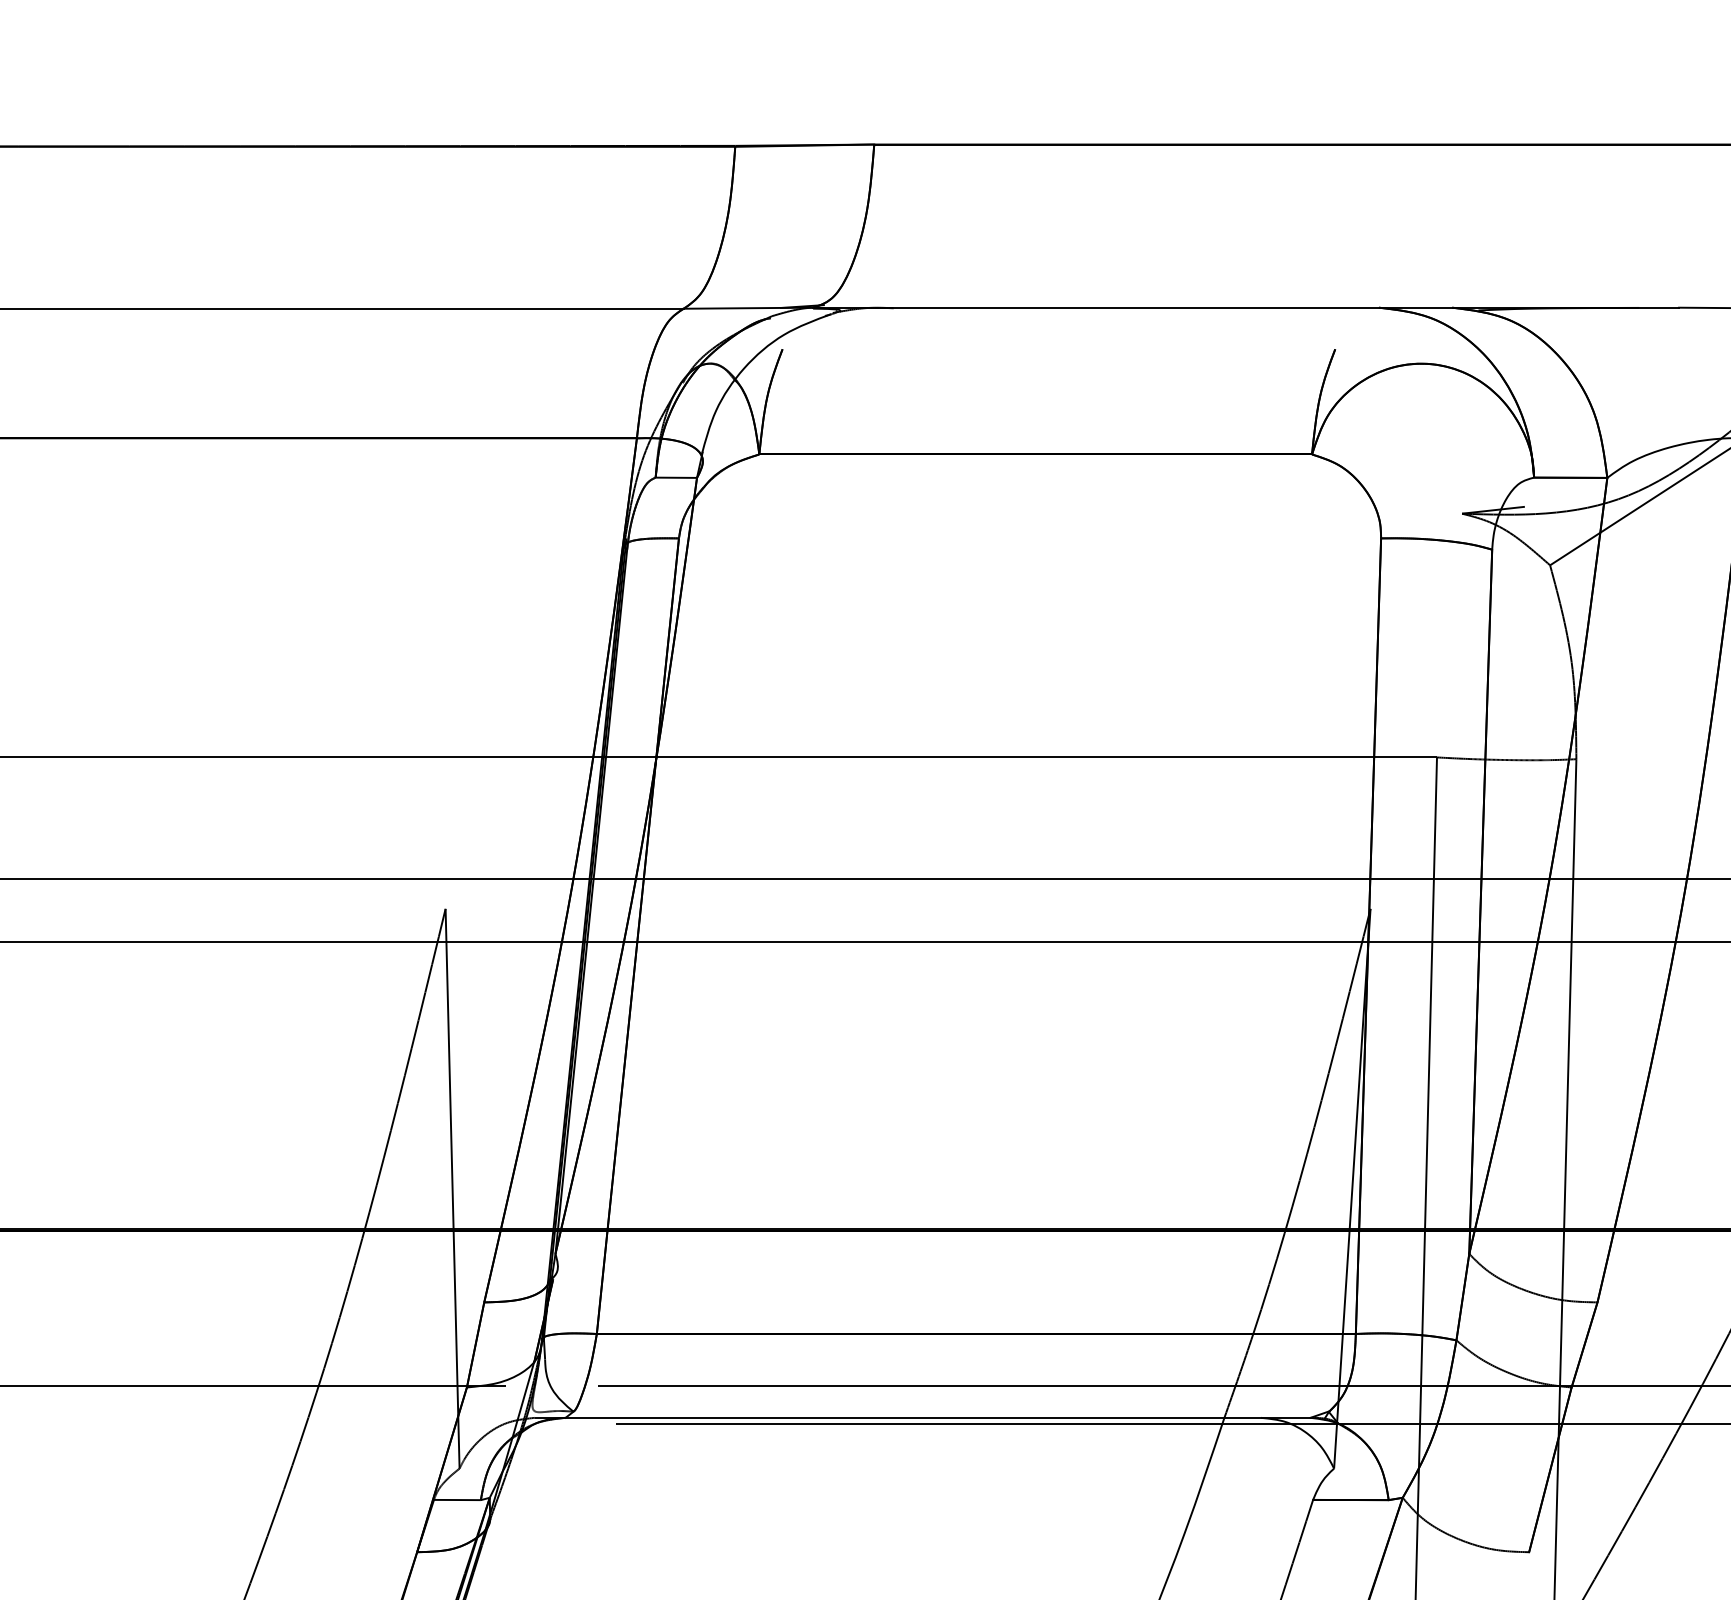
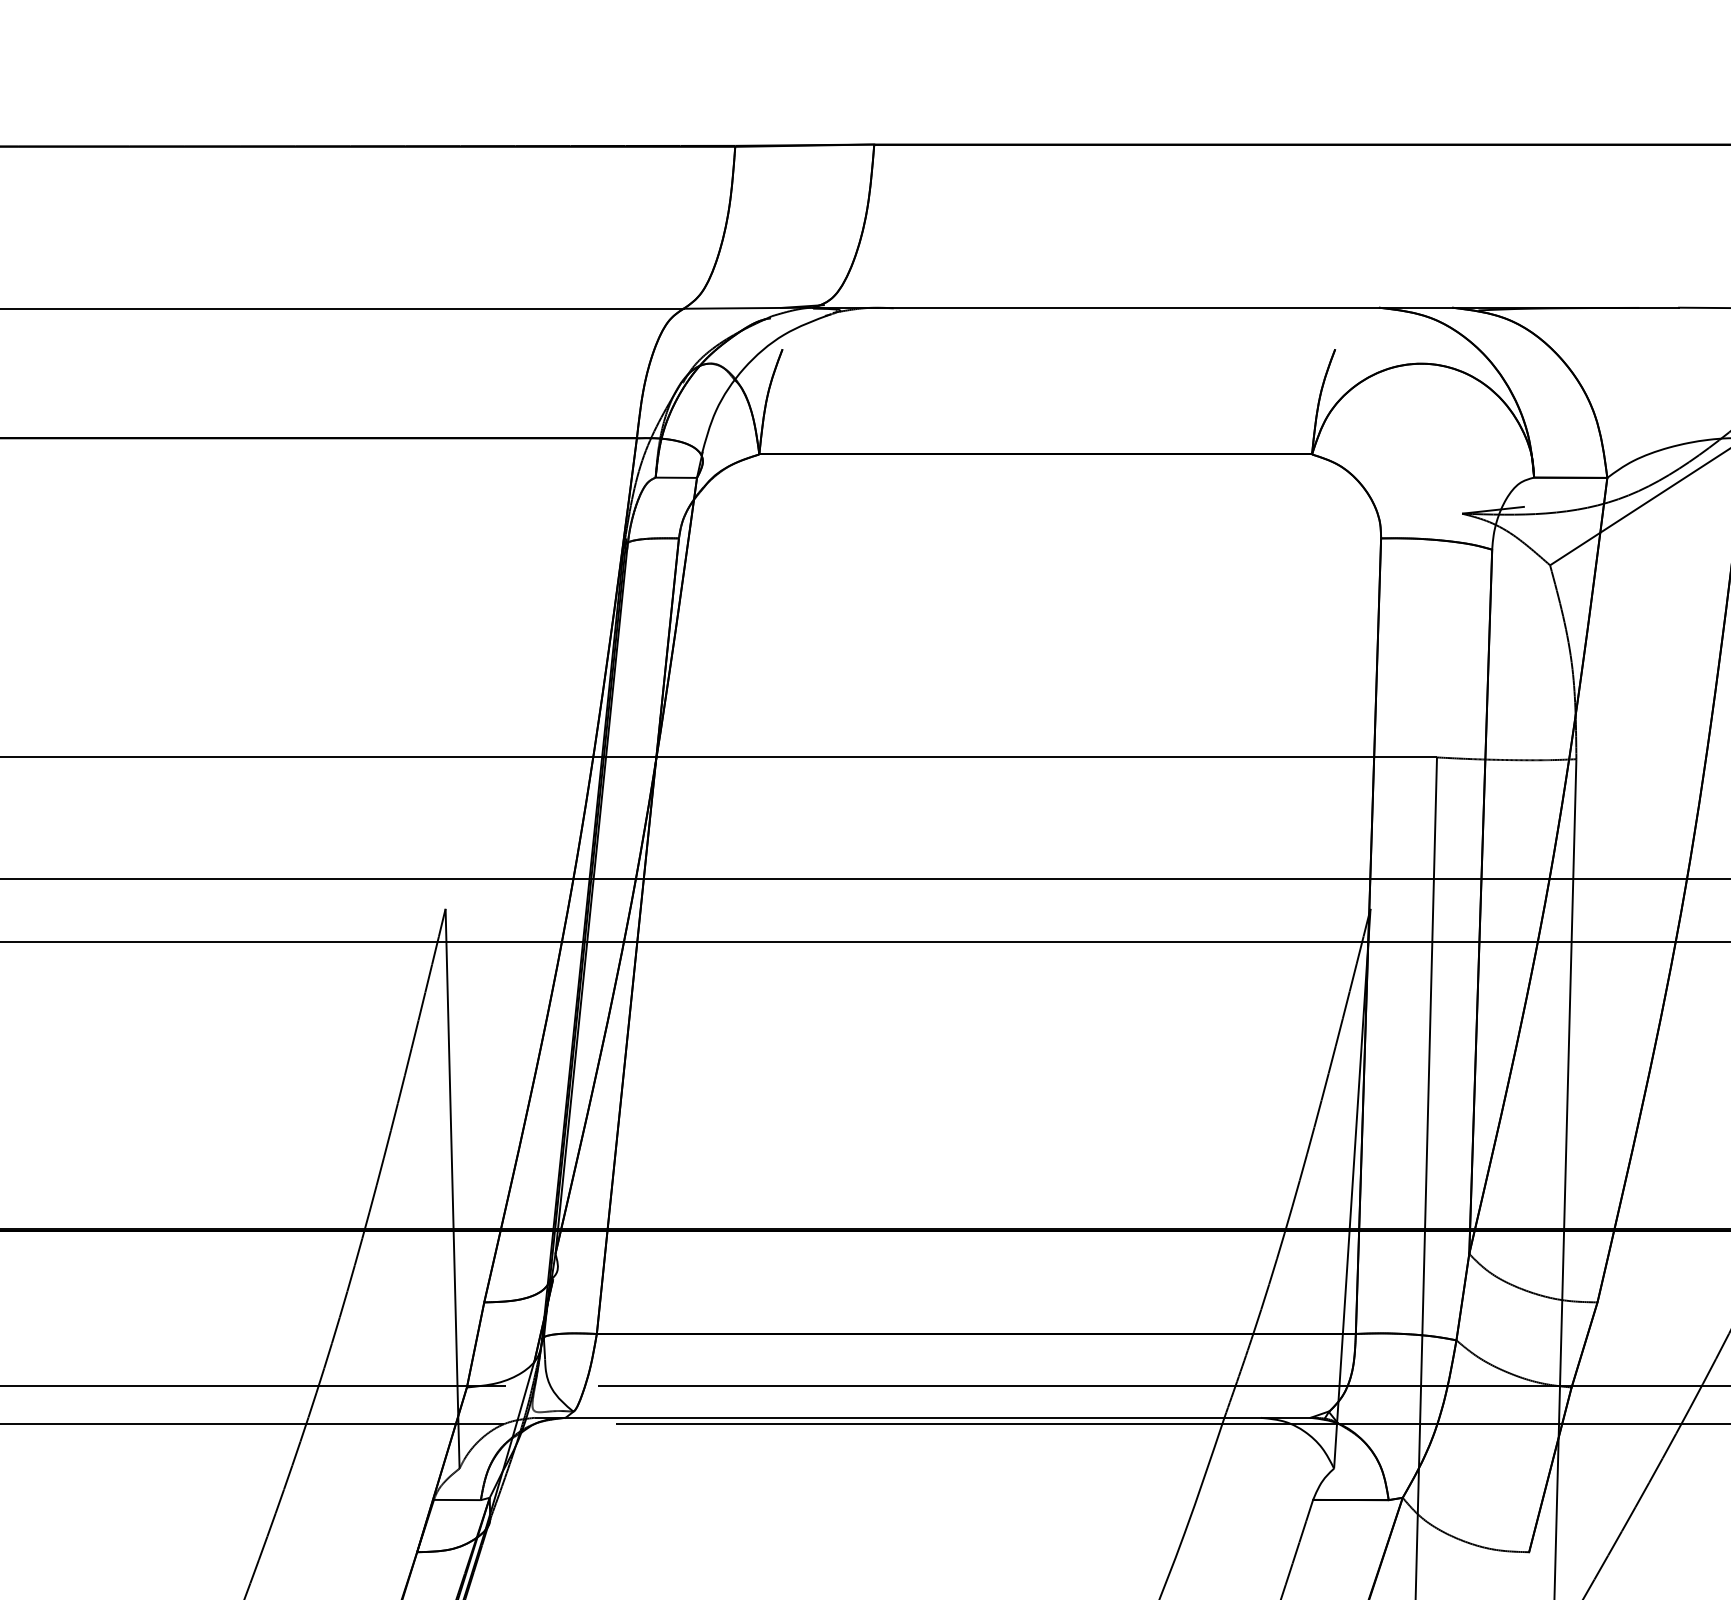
line: none -> present (252, 1424)
